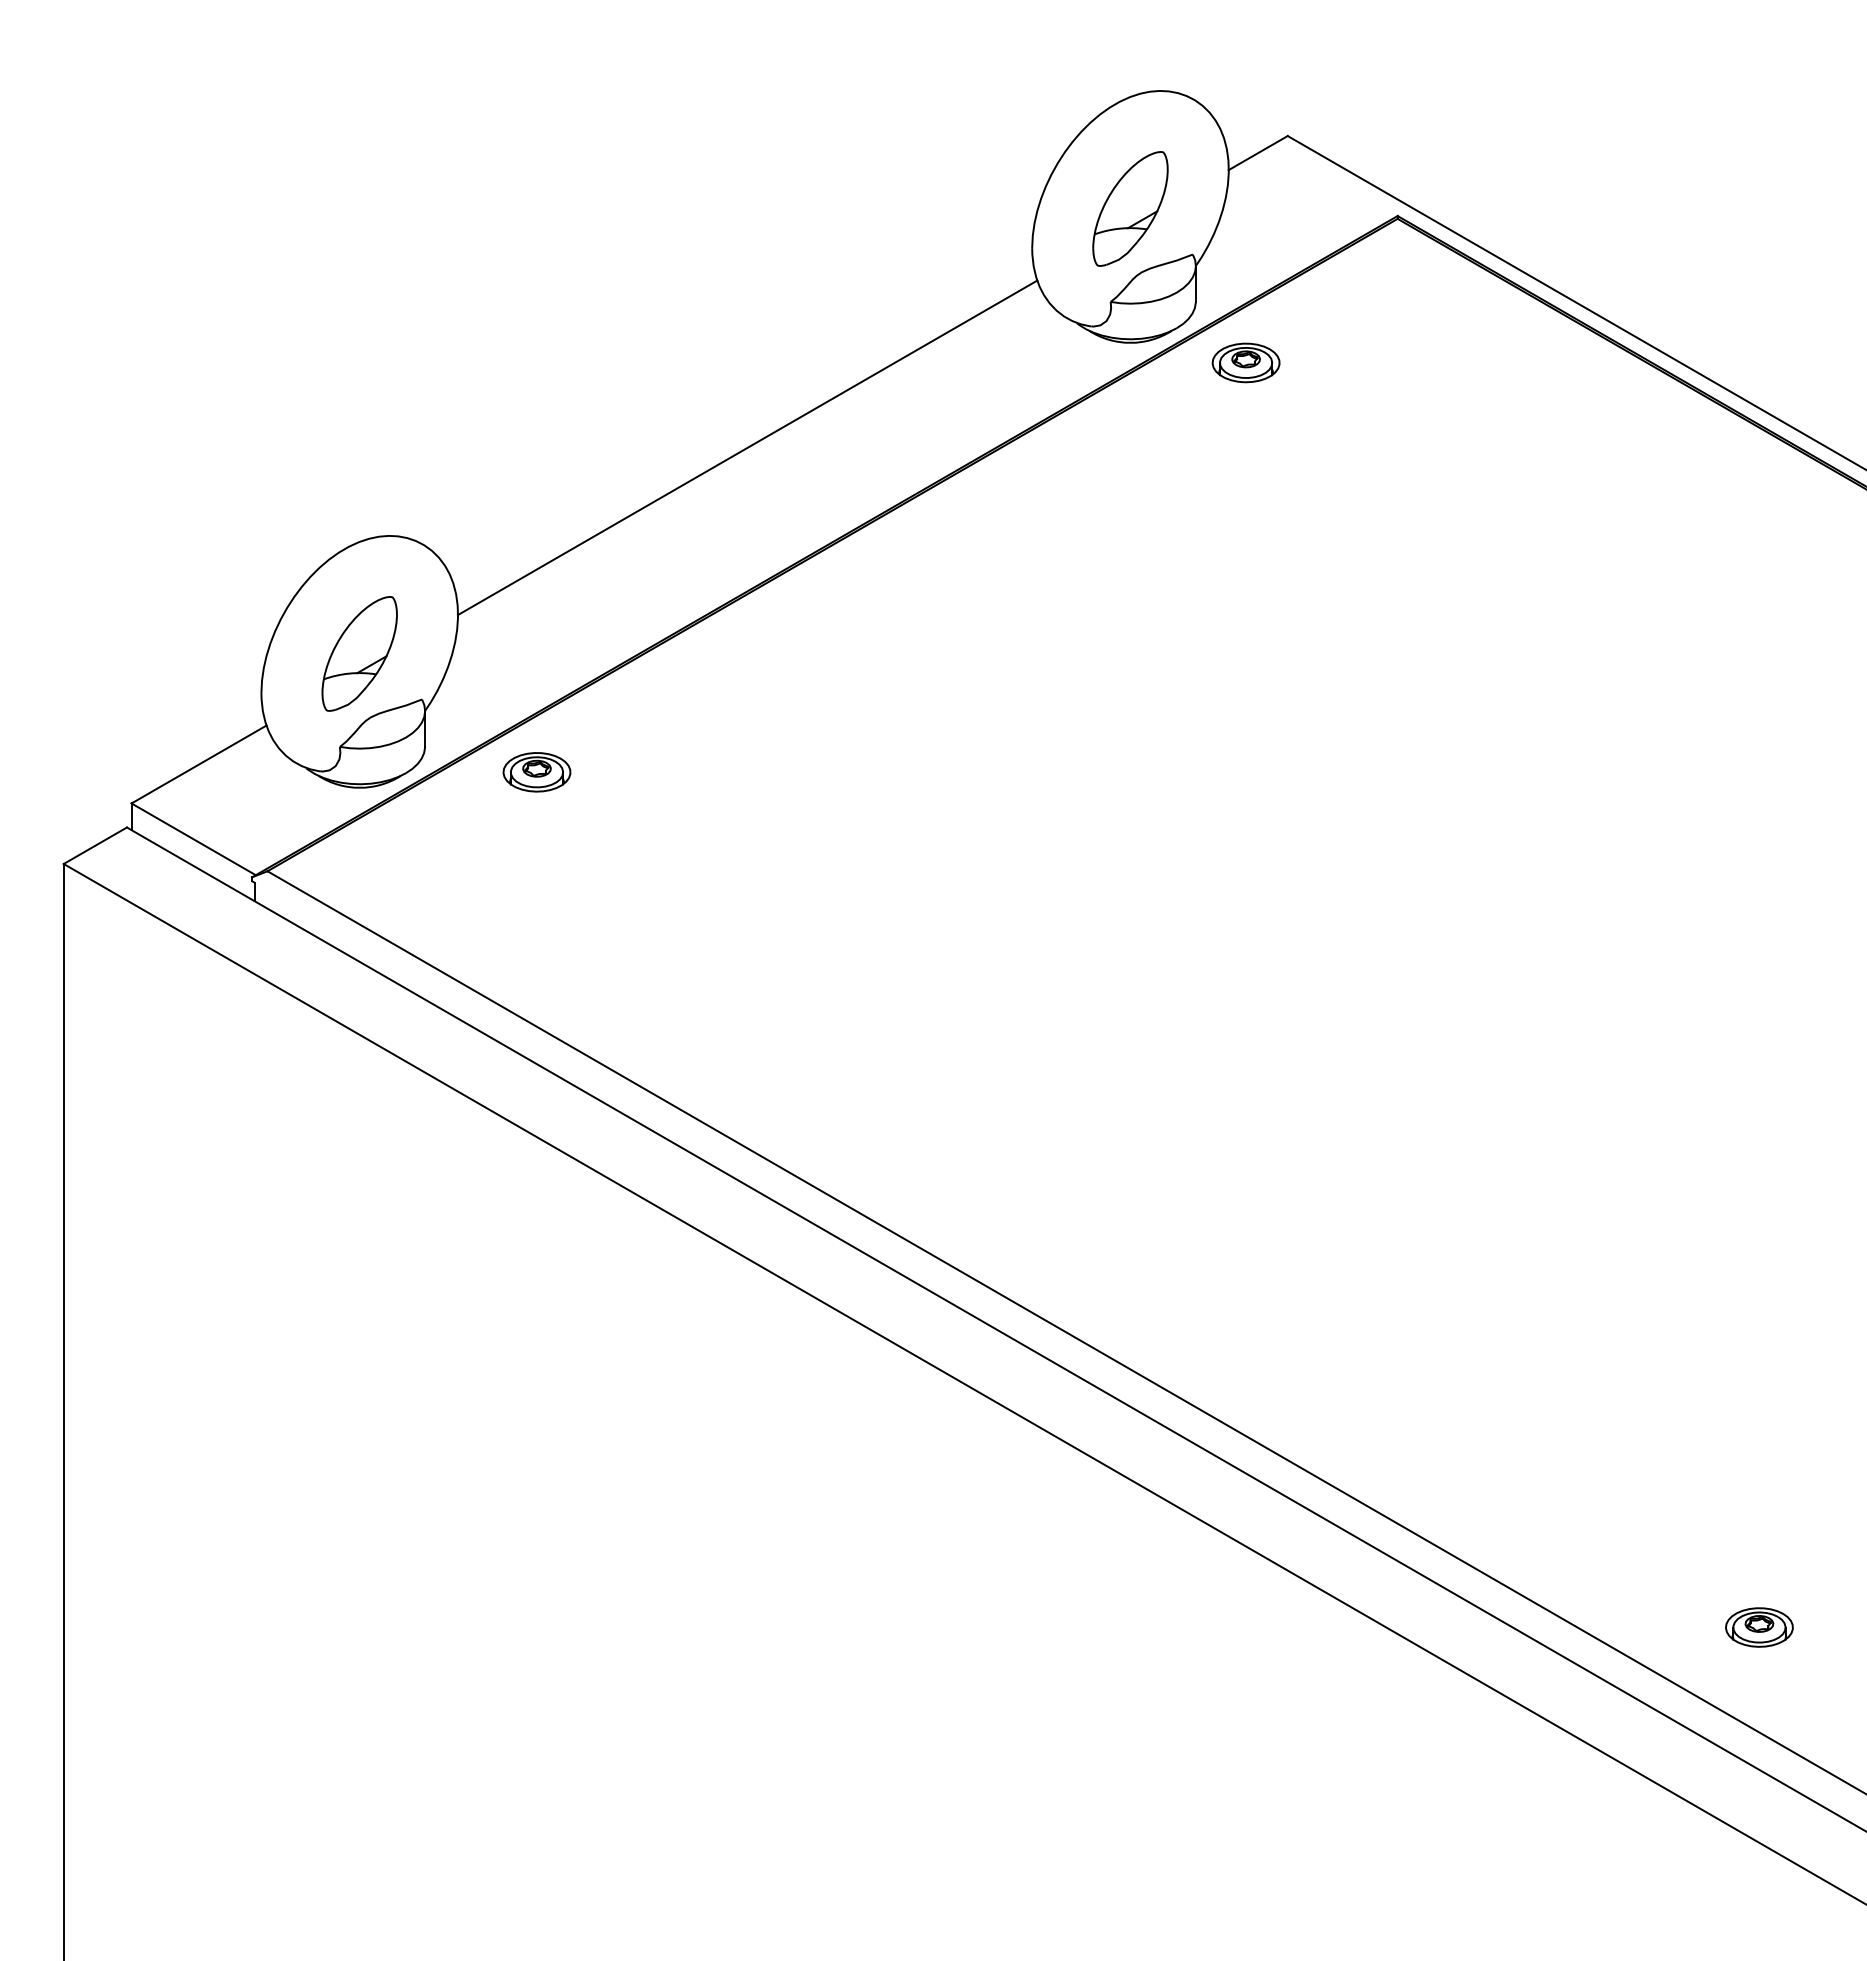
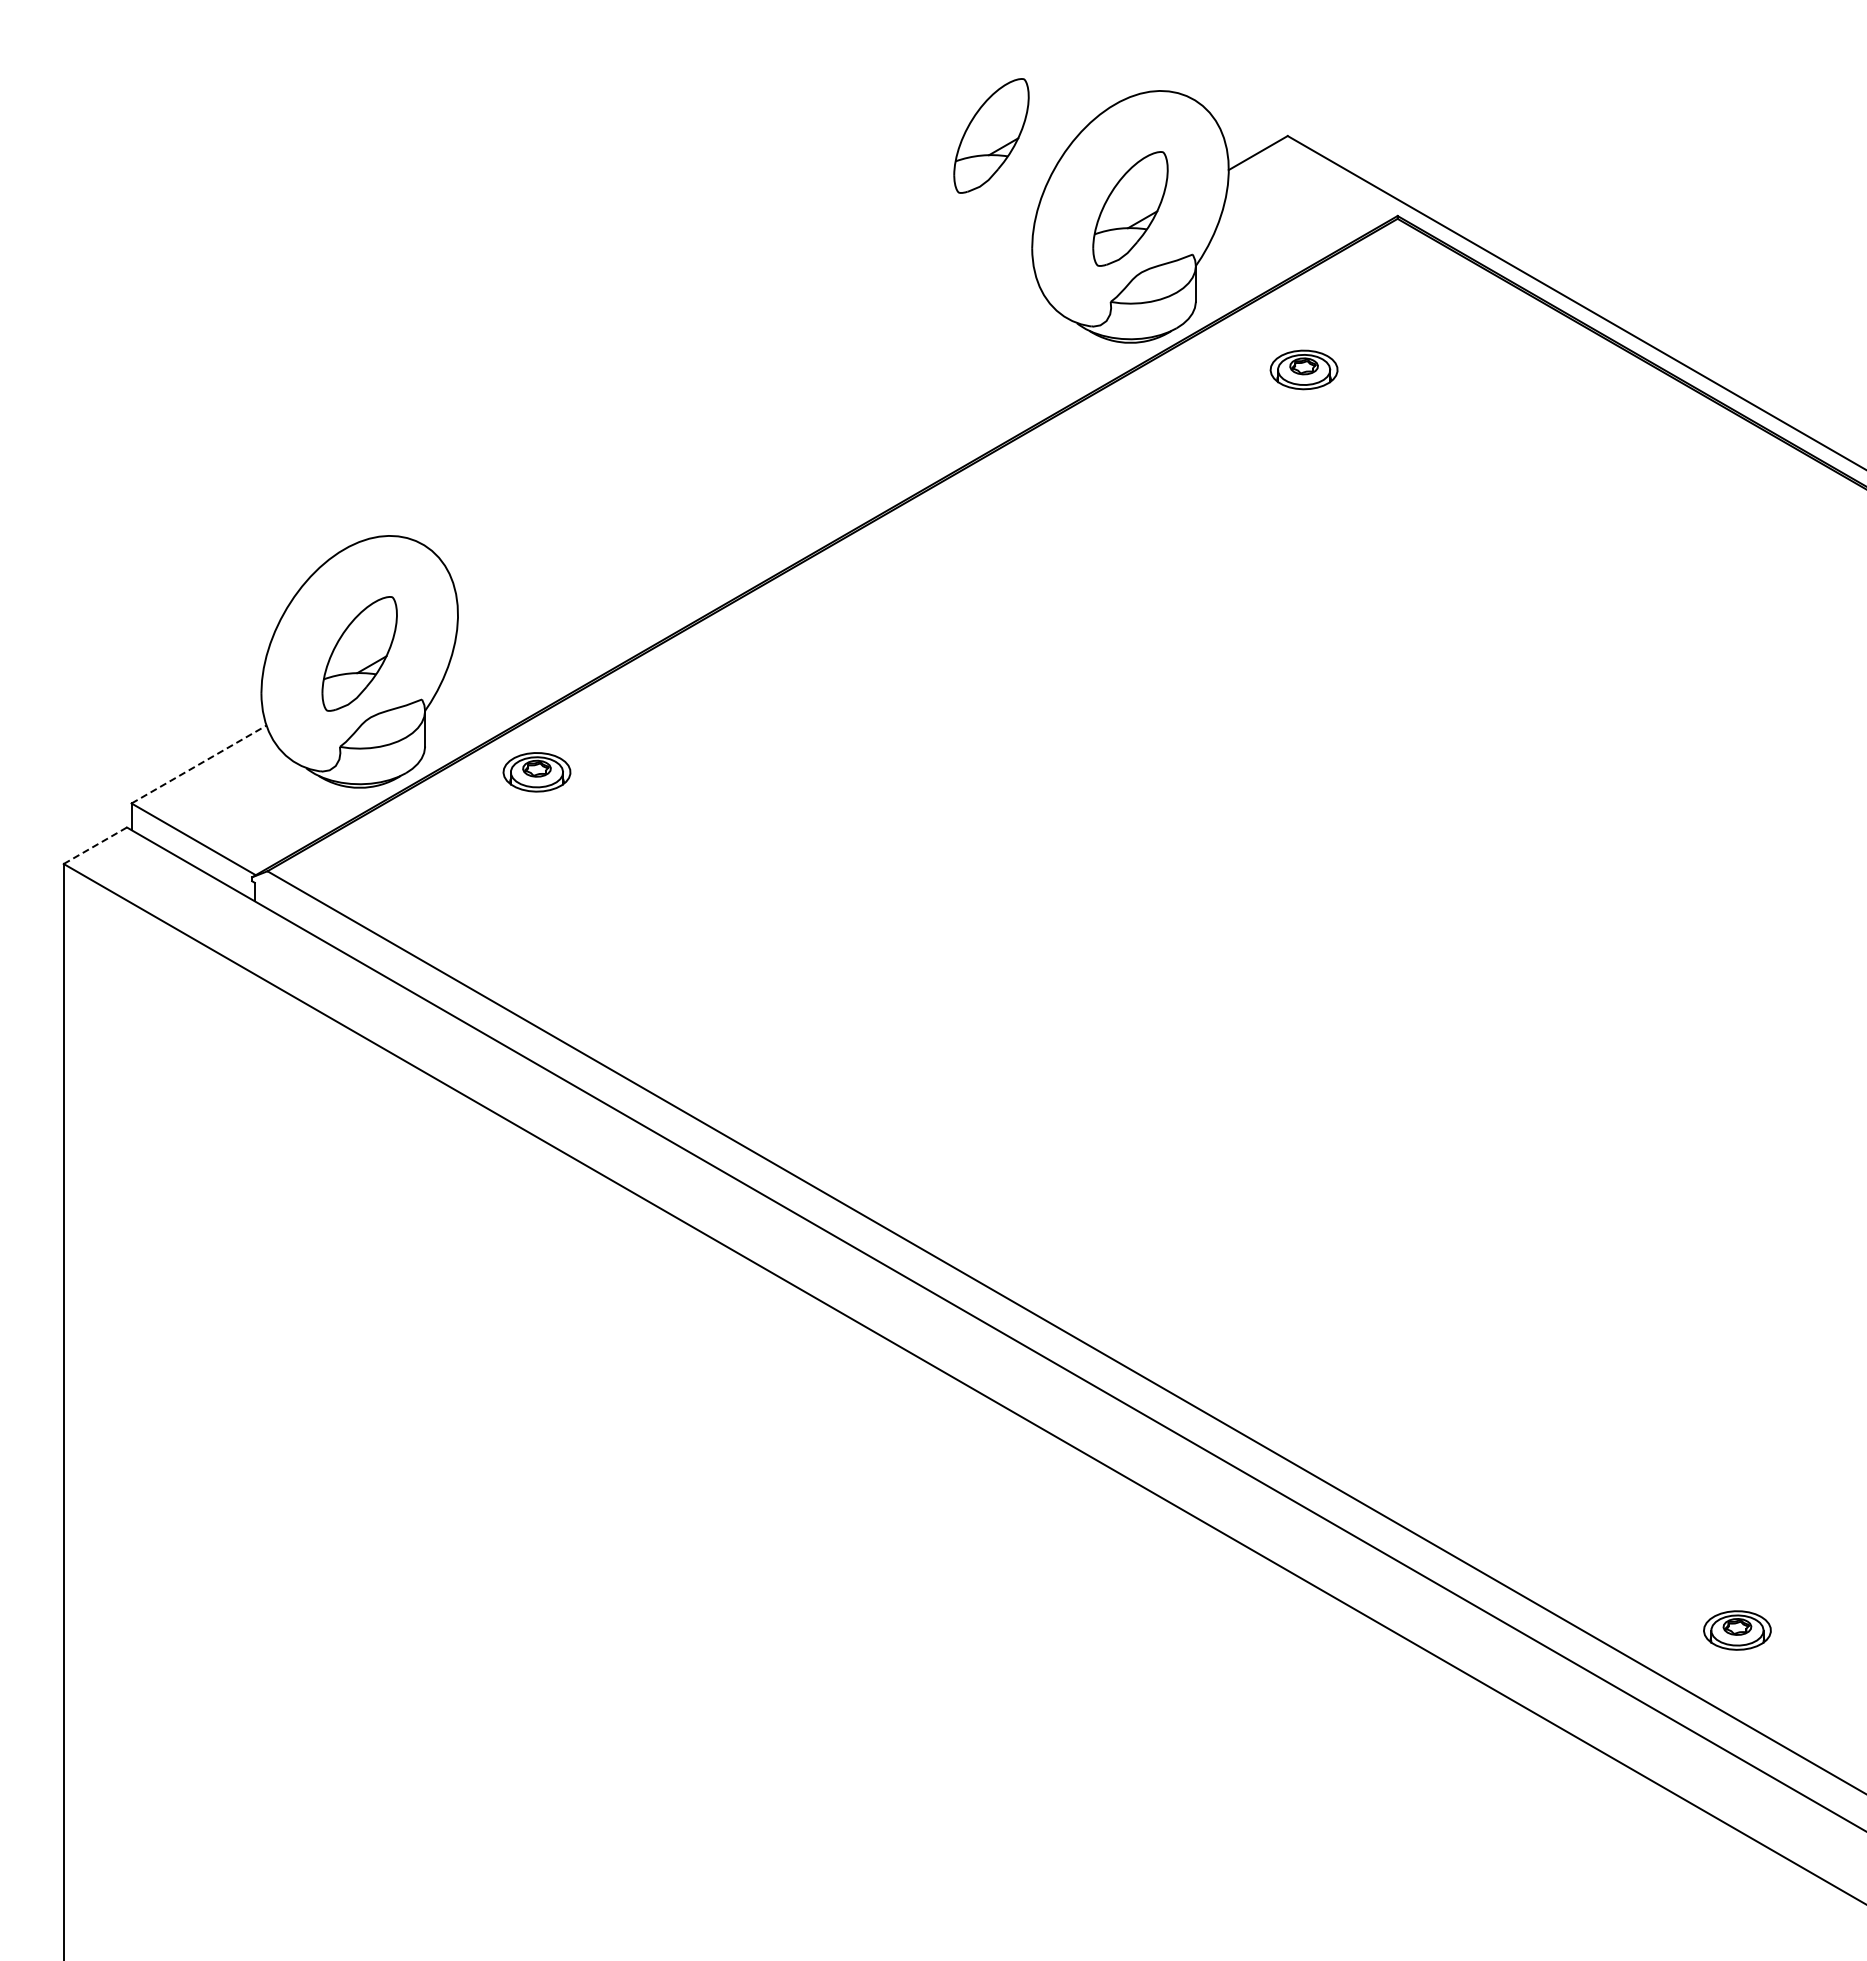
part: none -> present (991, 135)
part position: (1245, 362) -> (1303, 369) (1303, 369)
line: present -> none (747, 447)
line: solid -> dashed (199, 764)
line: solid -> dashed (94, 845)
part position: (1759, 1627) -> (1737, 1630) (1737, 1630)
